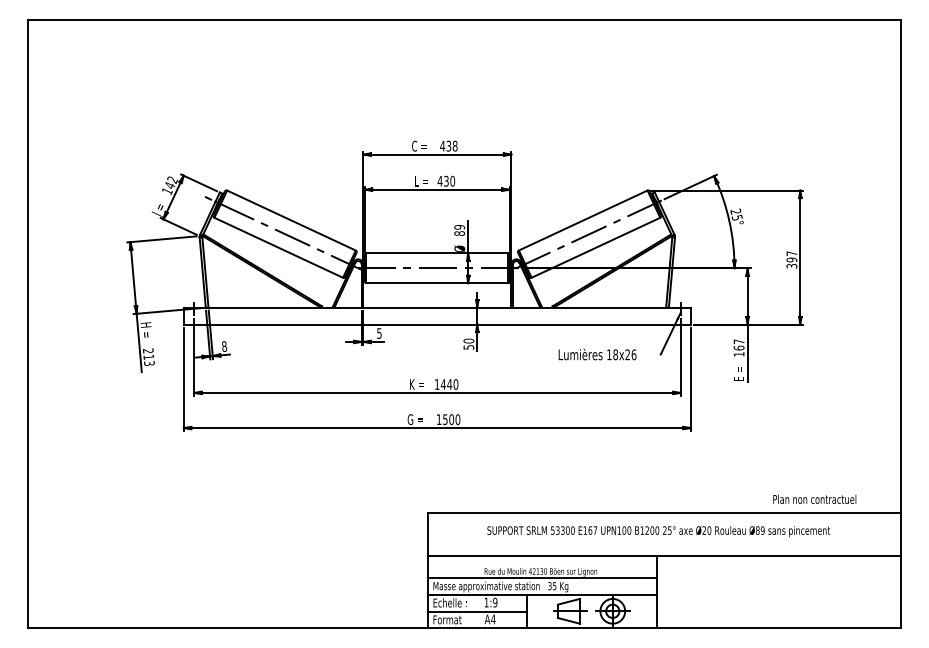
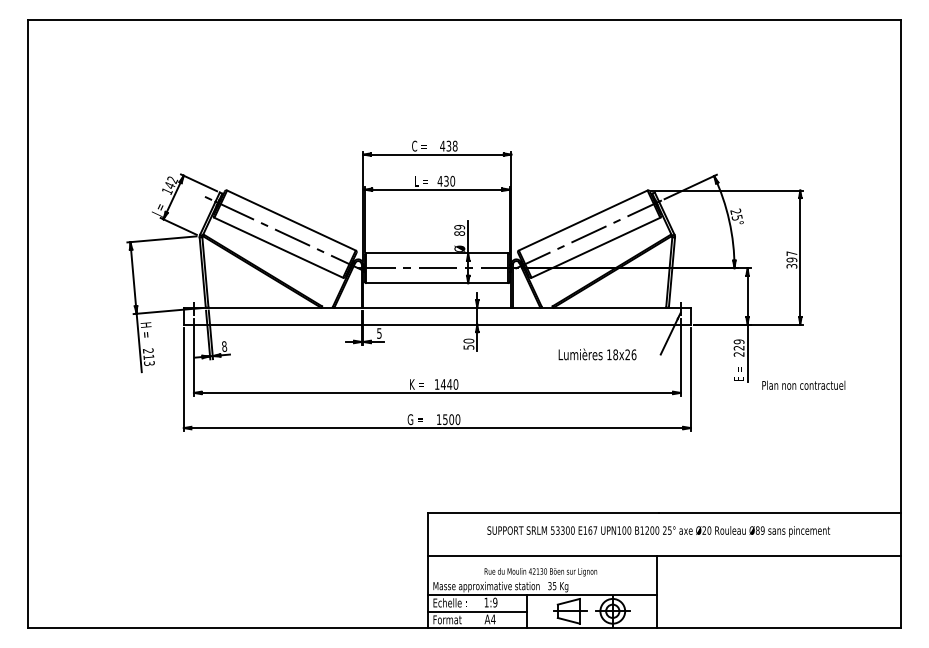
text: 167 -> 229 (738, 347)
text position: (814, 498) -> (803, 384) (803, 384)
line: present -> none (541, 578)
